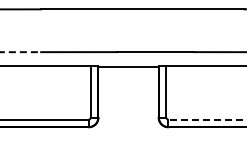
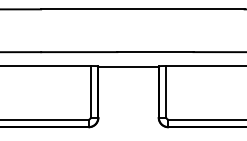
line: dashed -> solid (21, 52)
line: dashed -> solid (207, 119)
